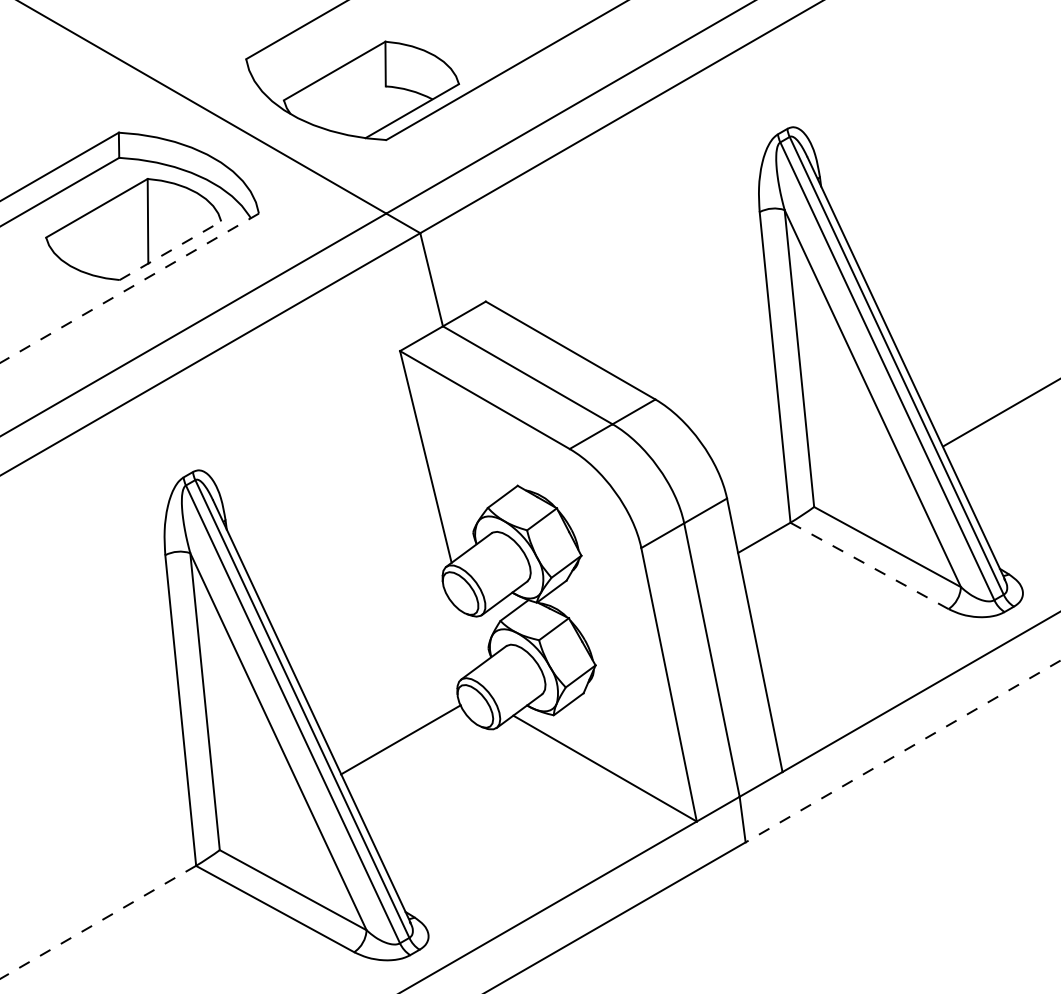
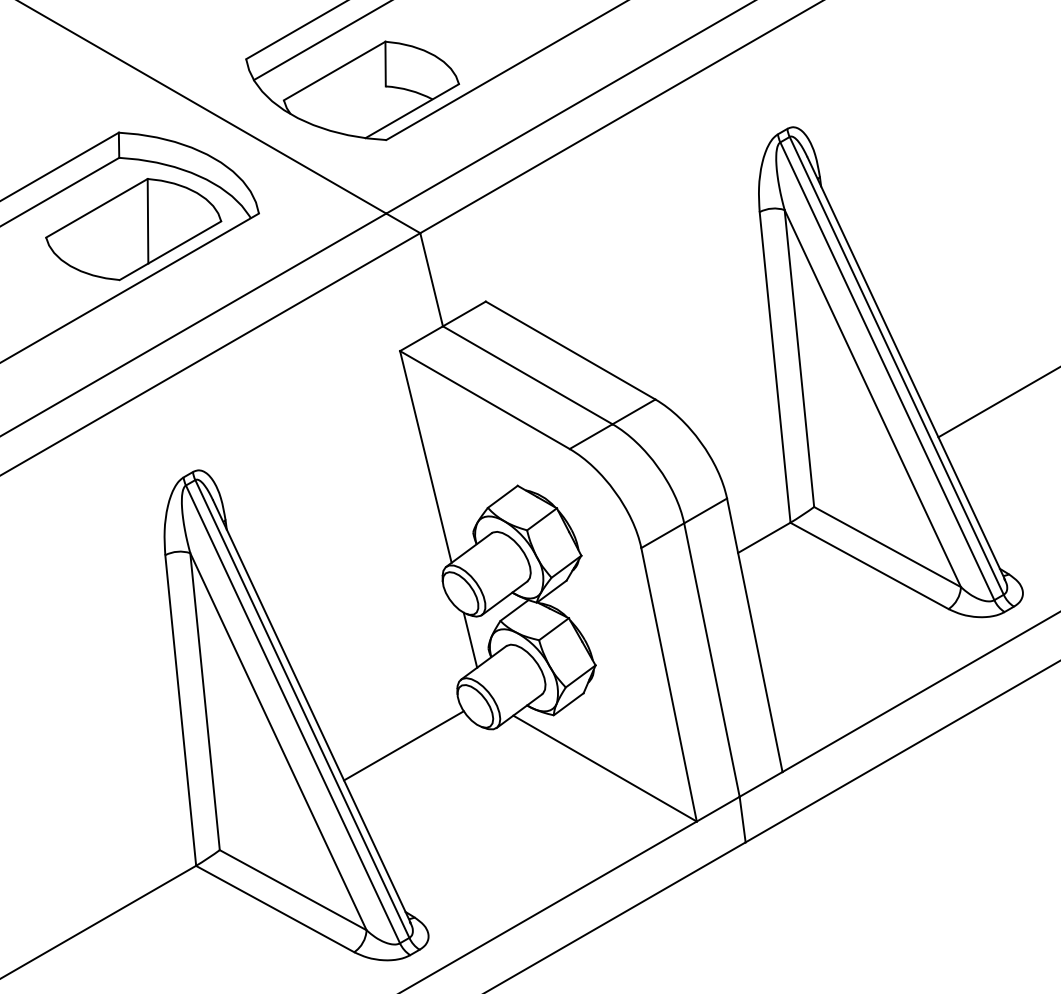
line: none -> present (320, 41)
line: dashed -> solid (170, 250)
line: dashed -> solid (129, 288)
line position: (1000, 413) -> (997, 402) (997, 402)
line: dashed -> solid (869, 565)
line: none -> present (470, 639)
line position: (400, 739) -> (403, 745) (403, 745)
line: dashed -> solid (903, 751)
line: dashed -> solid (98, 922)
